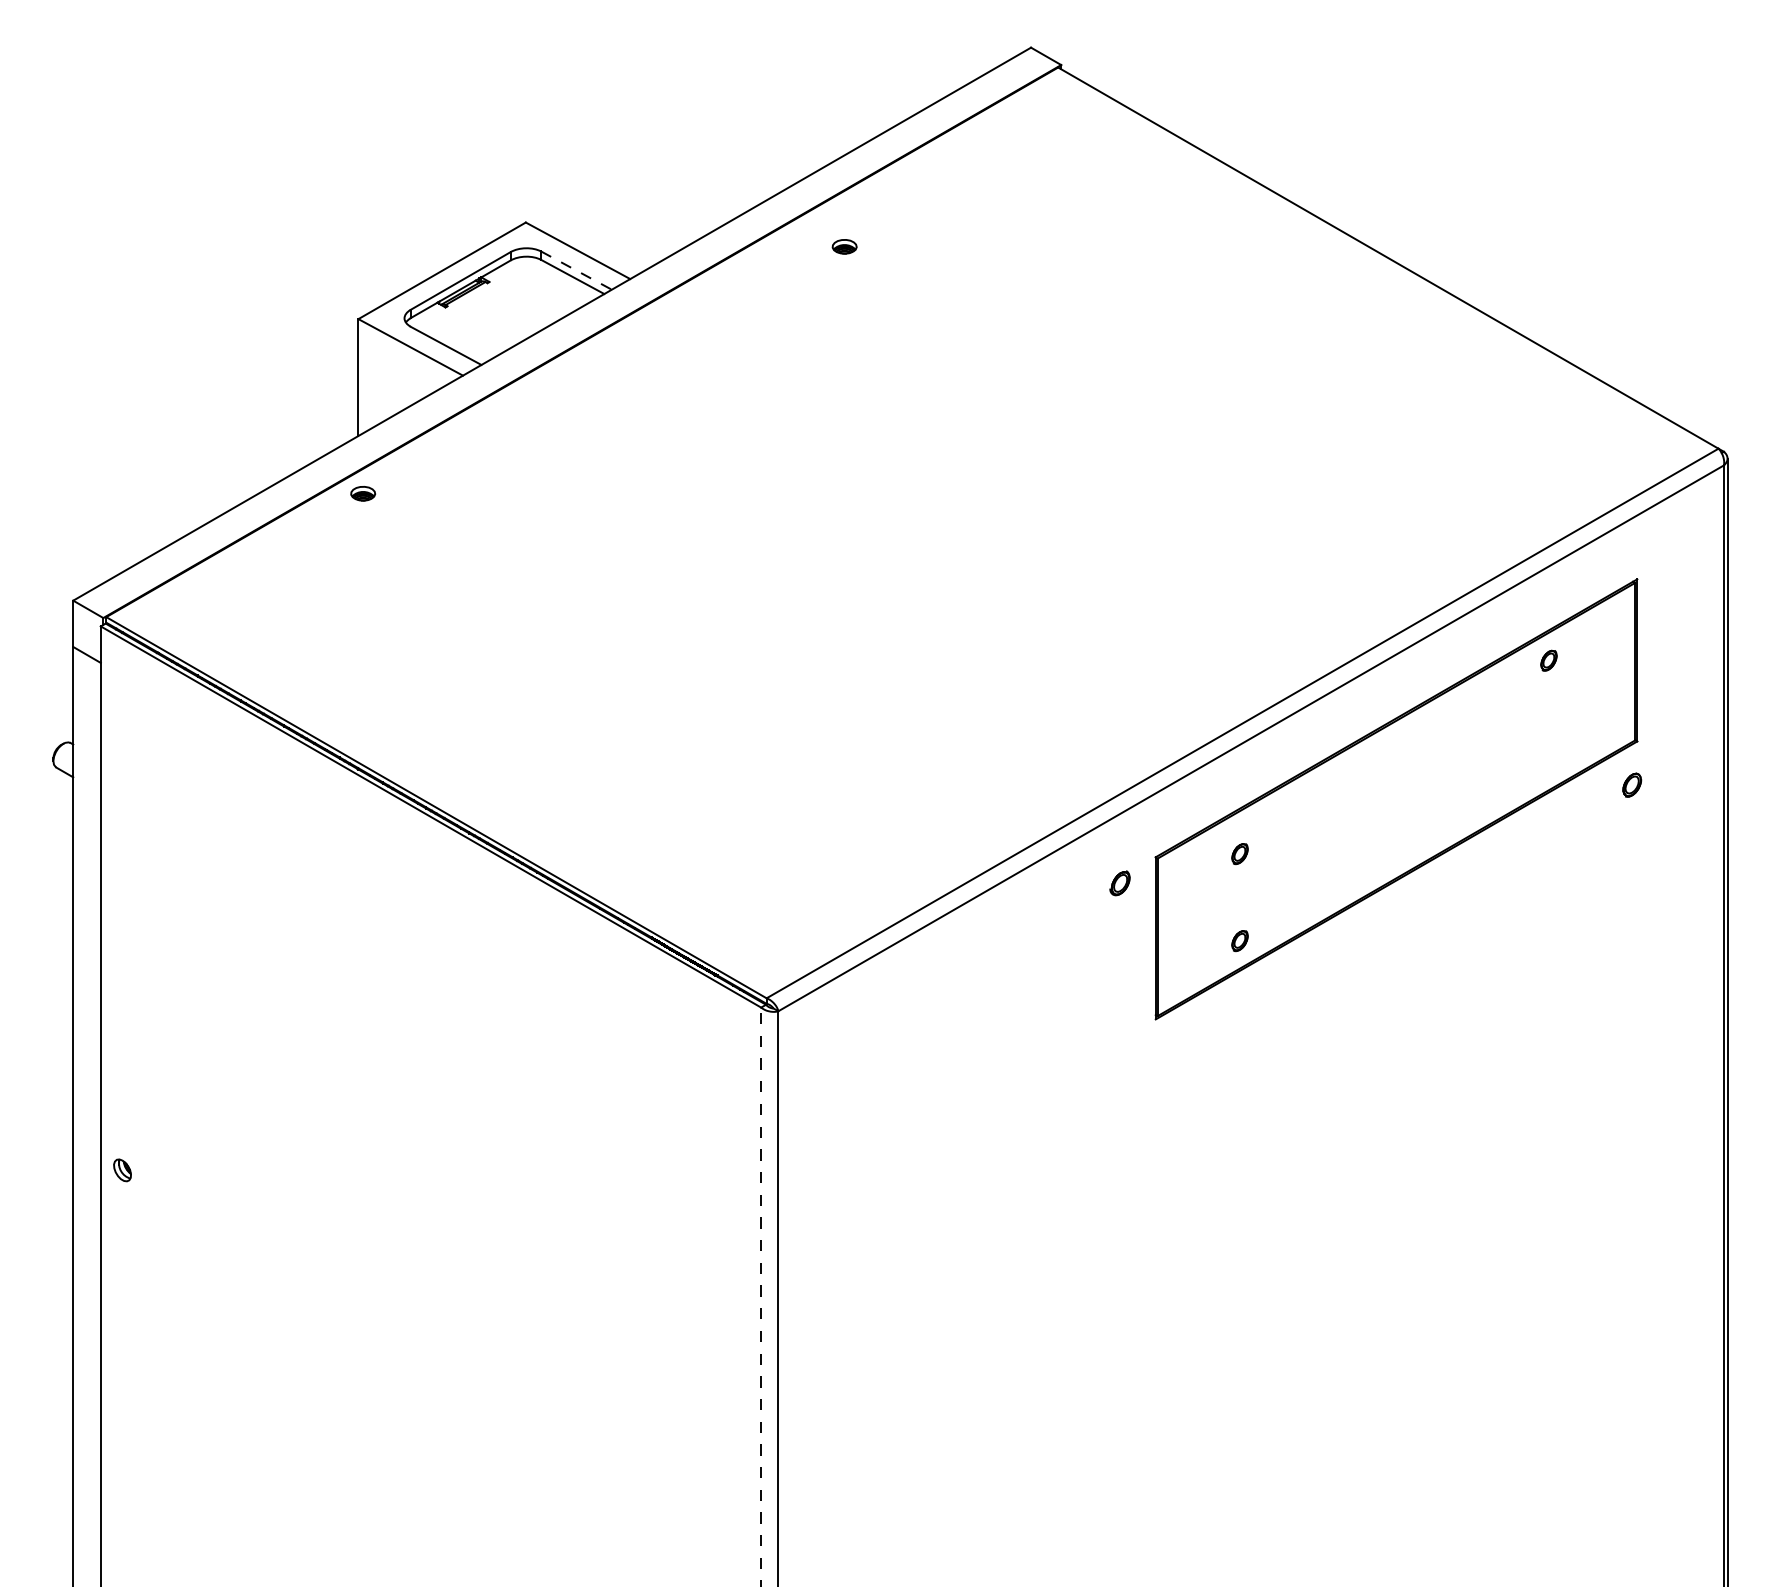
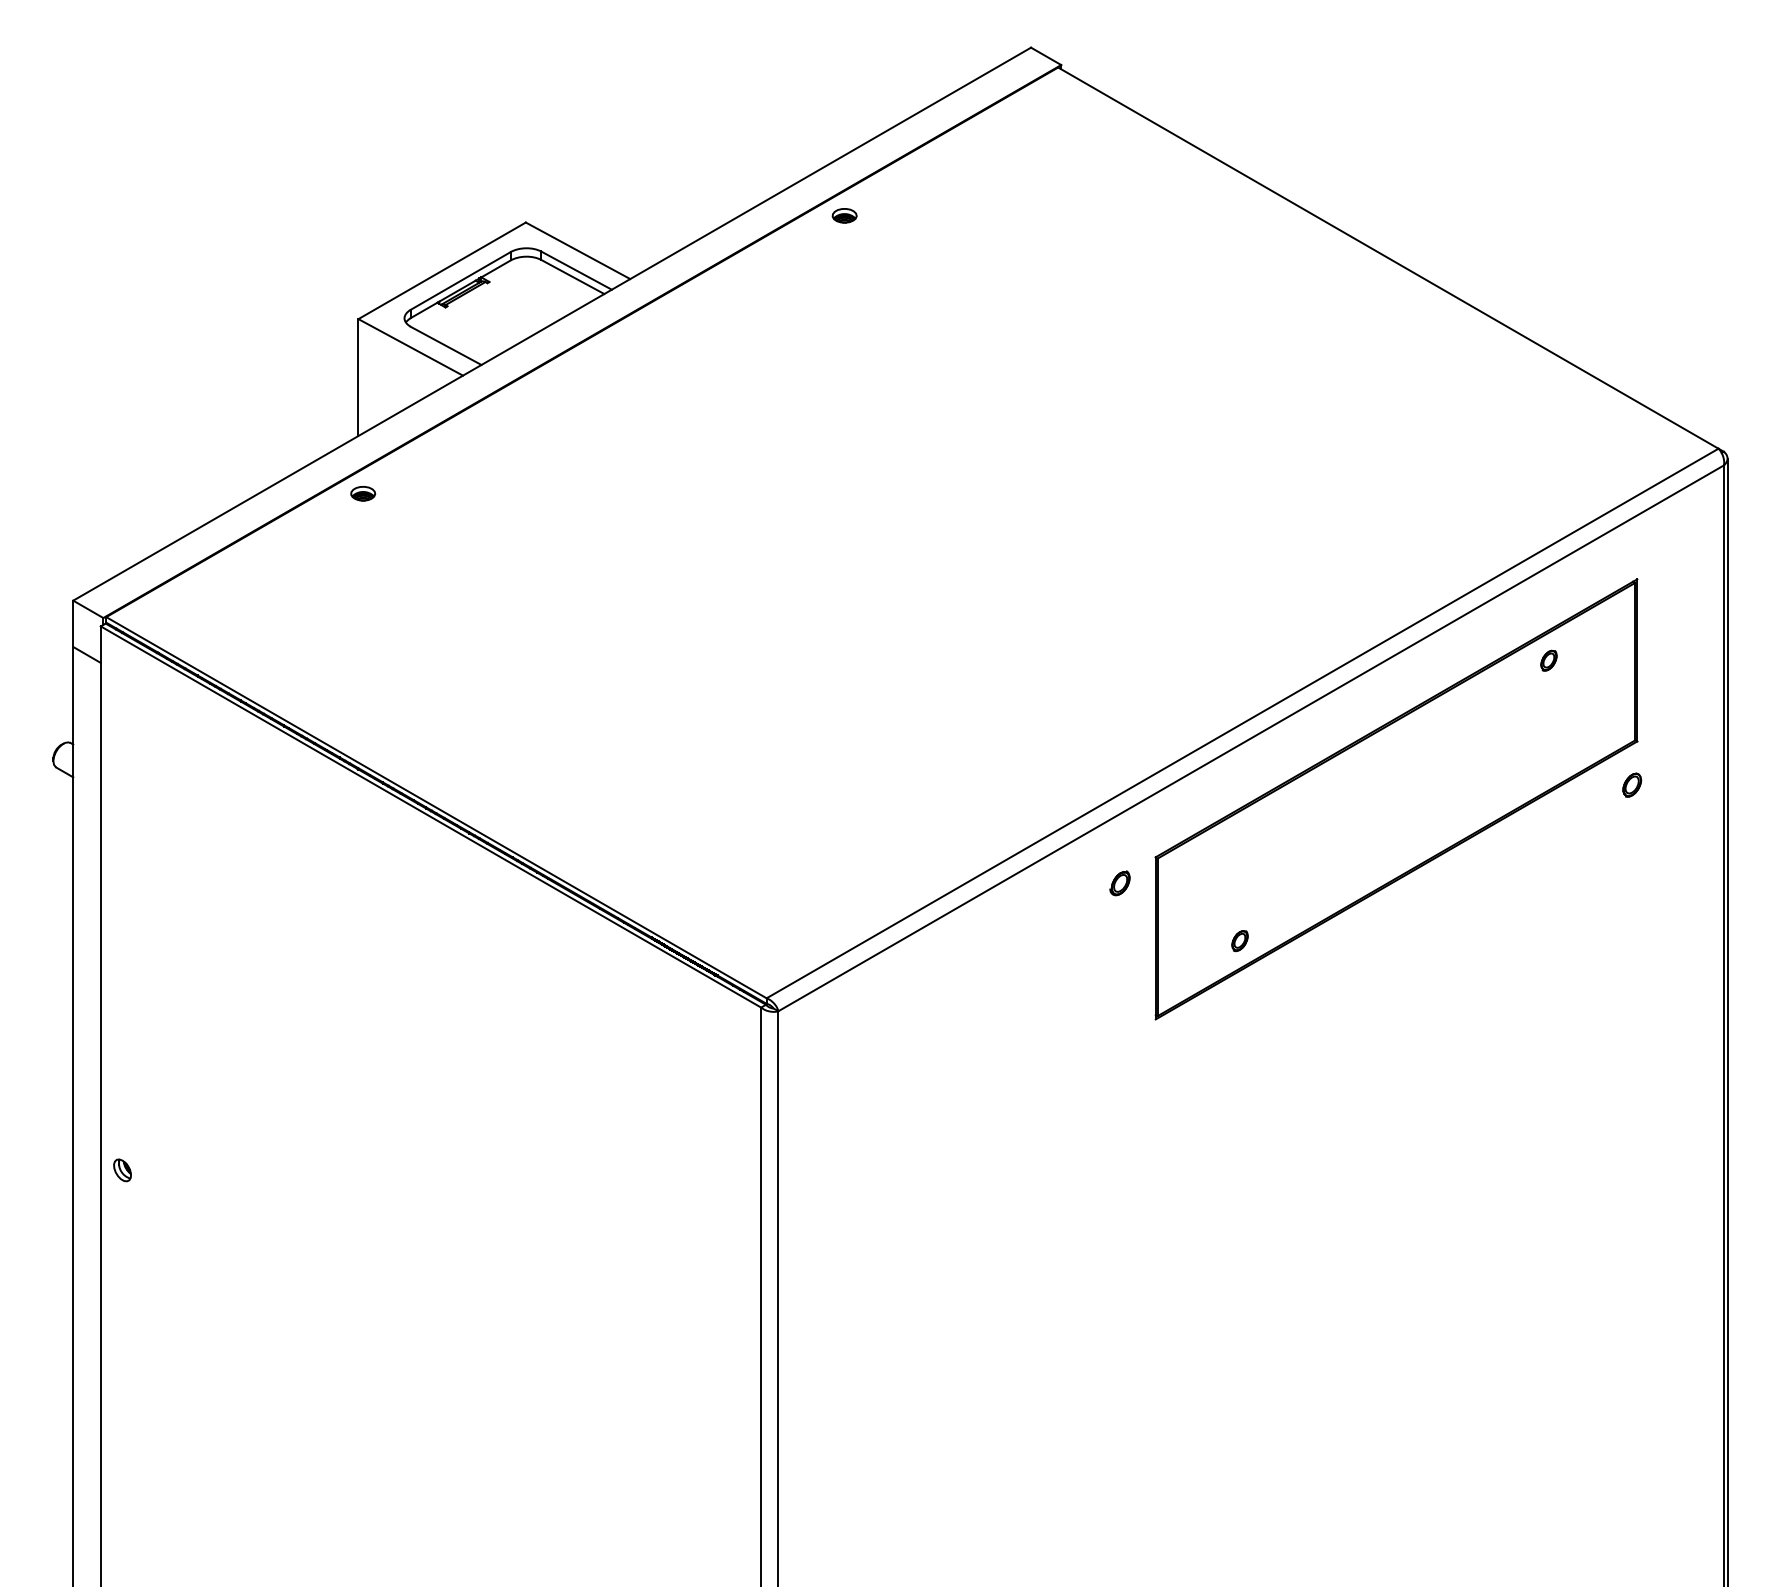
part position: (844, 246) -> (844, 215) (844, 215)
line: dashed -> solid (576, 270)
part: present -> none (1239, 854)
line: dashed -> solid (761, 1296)
